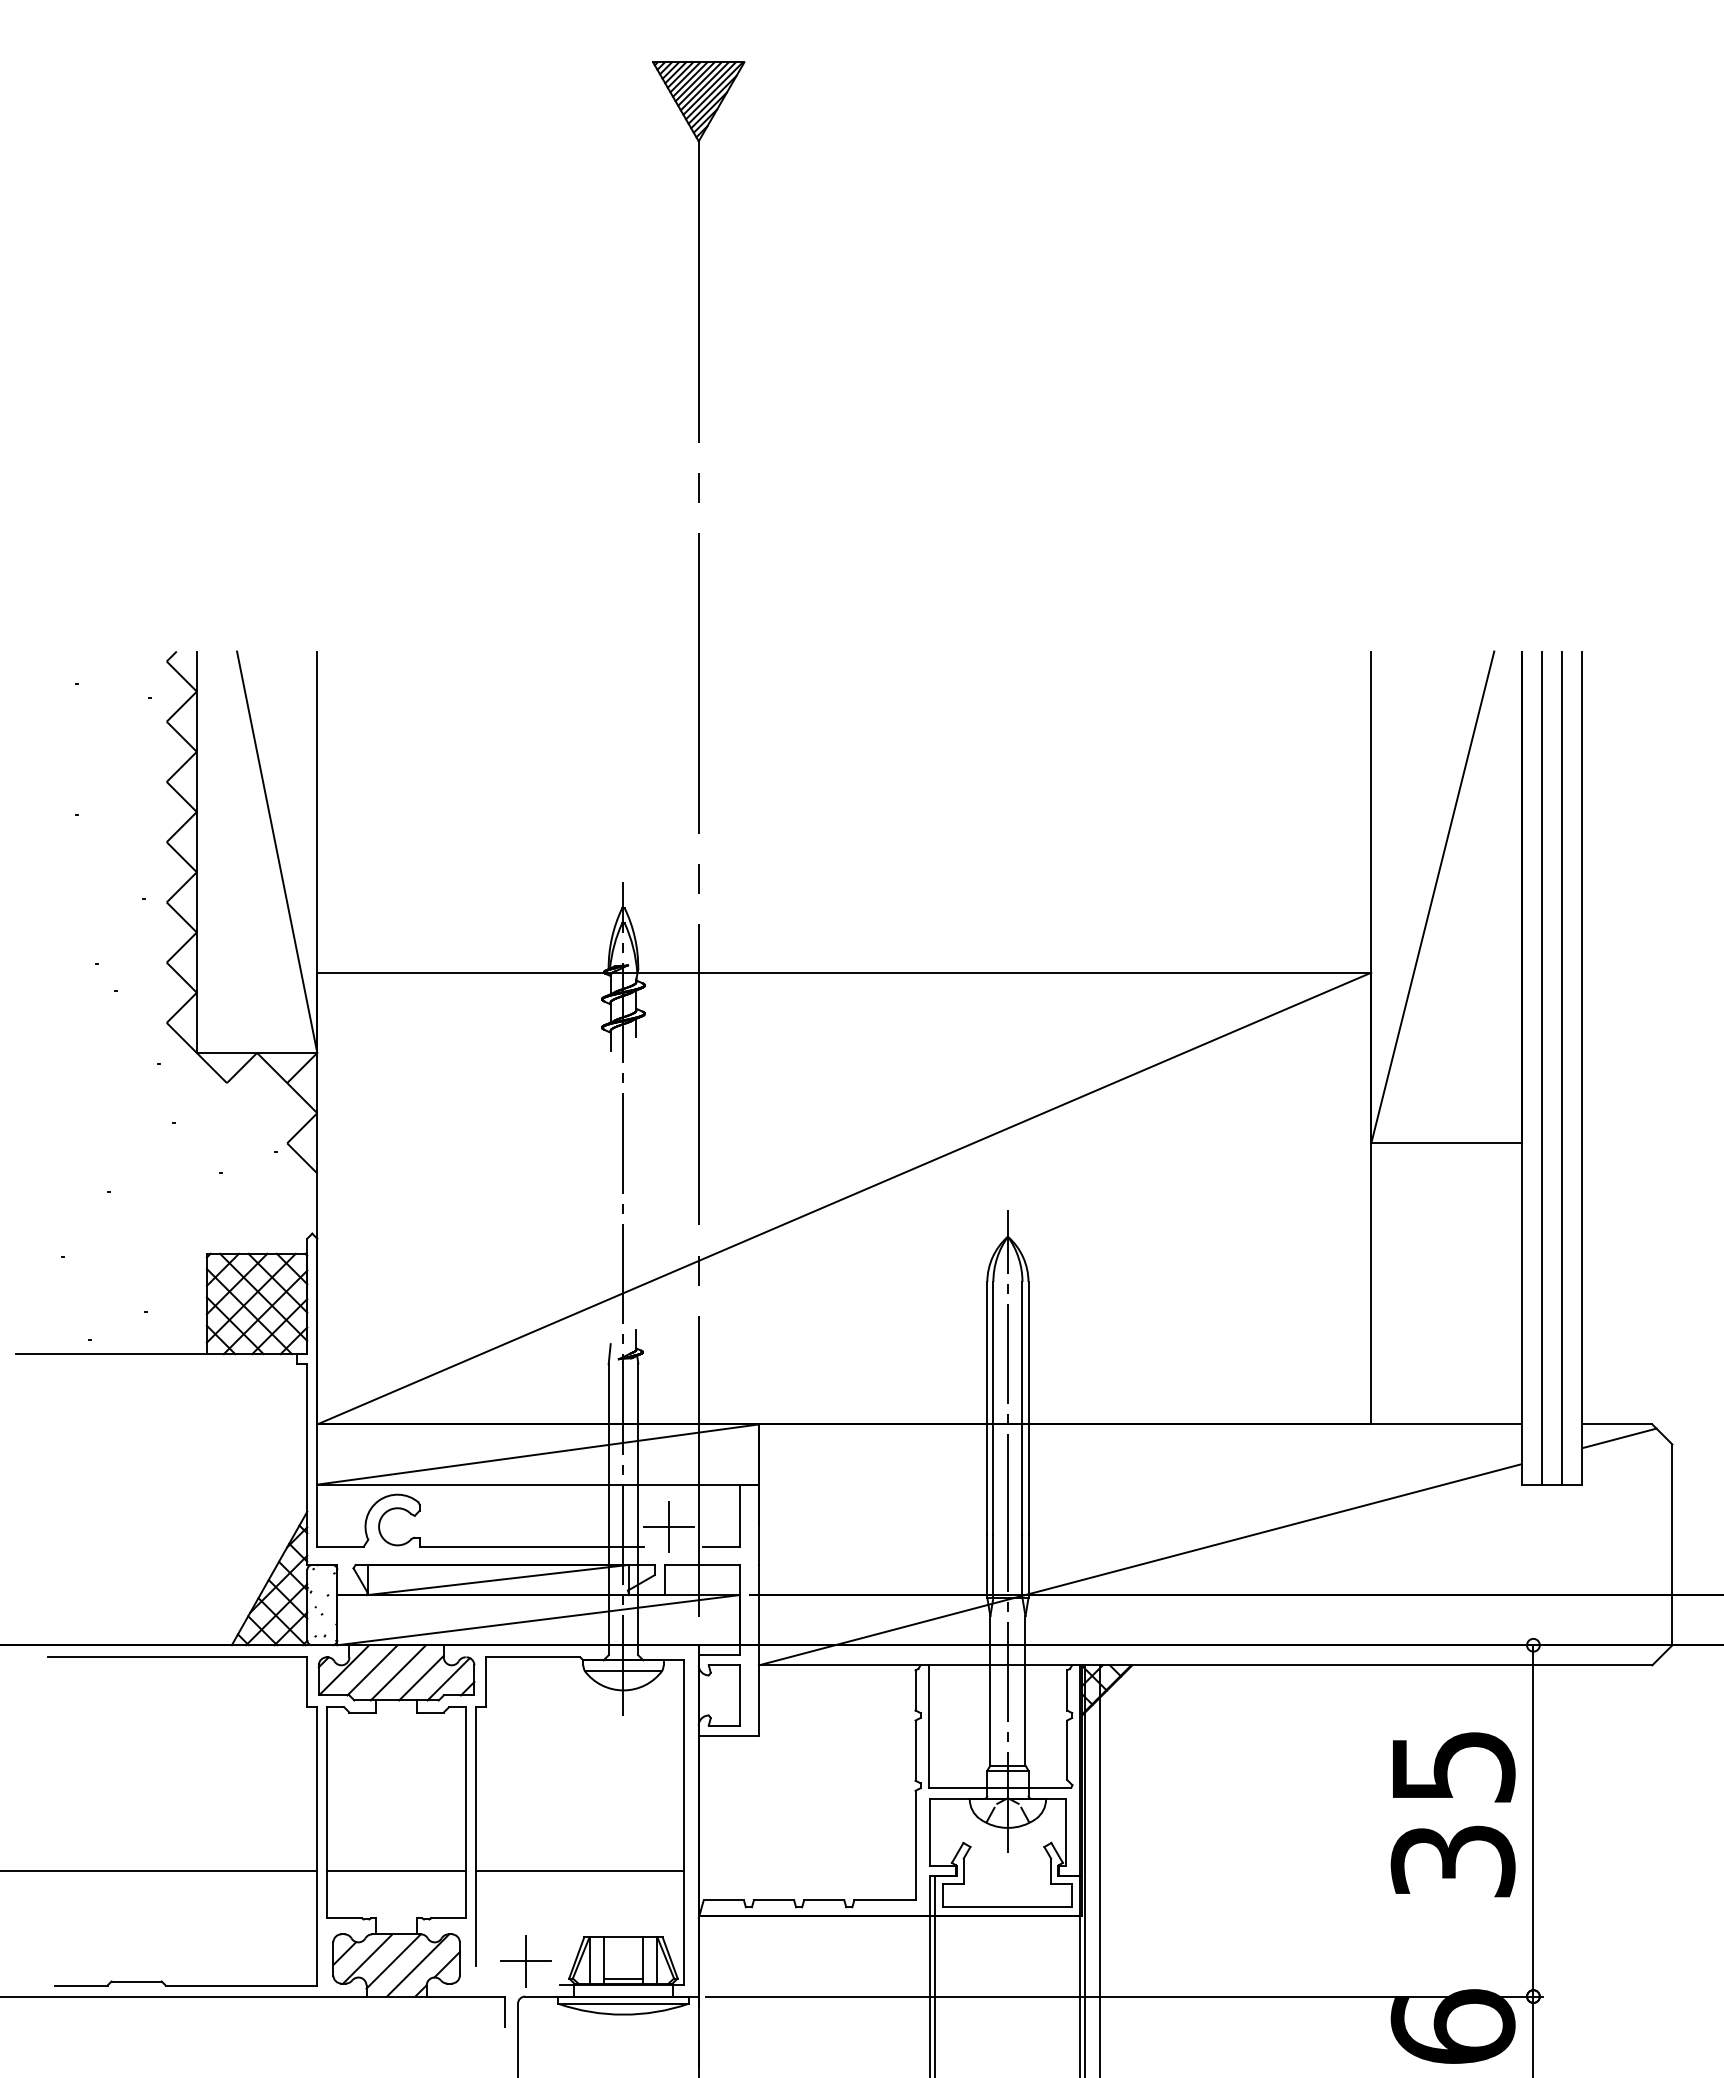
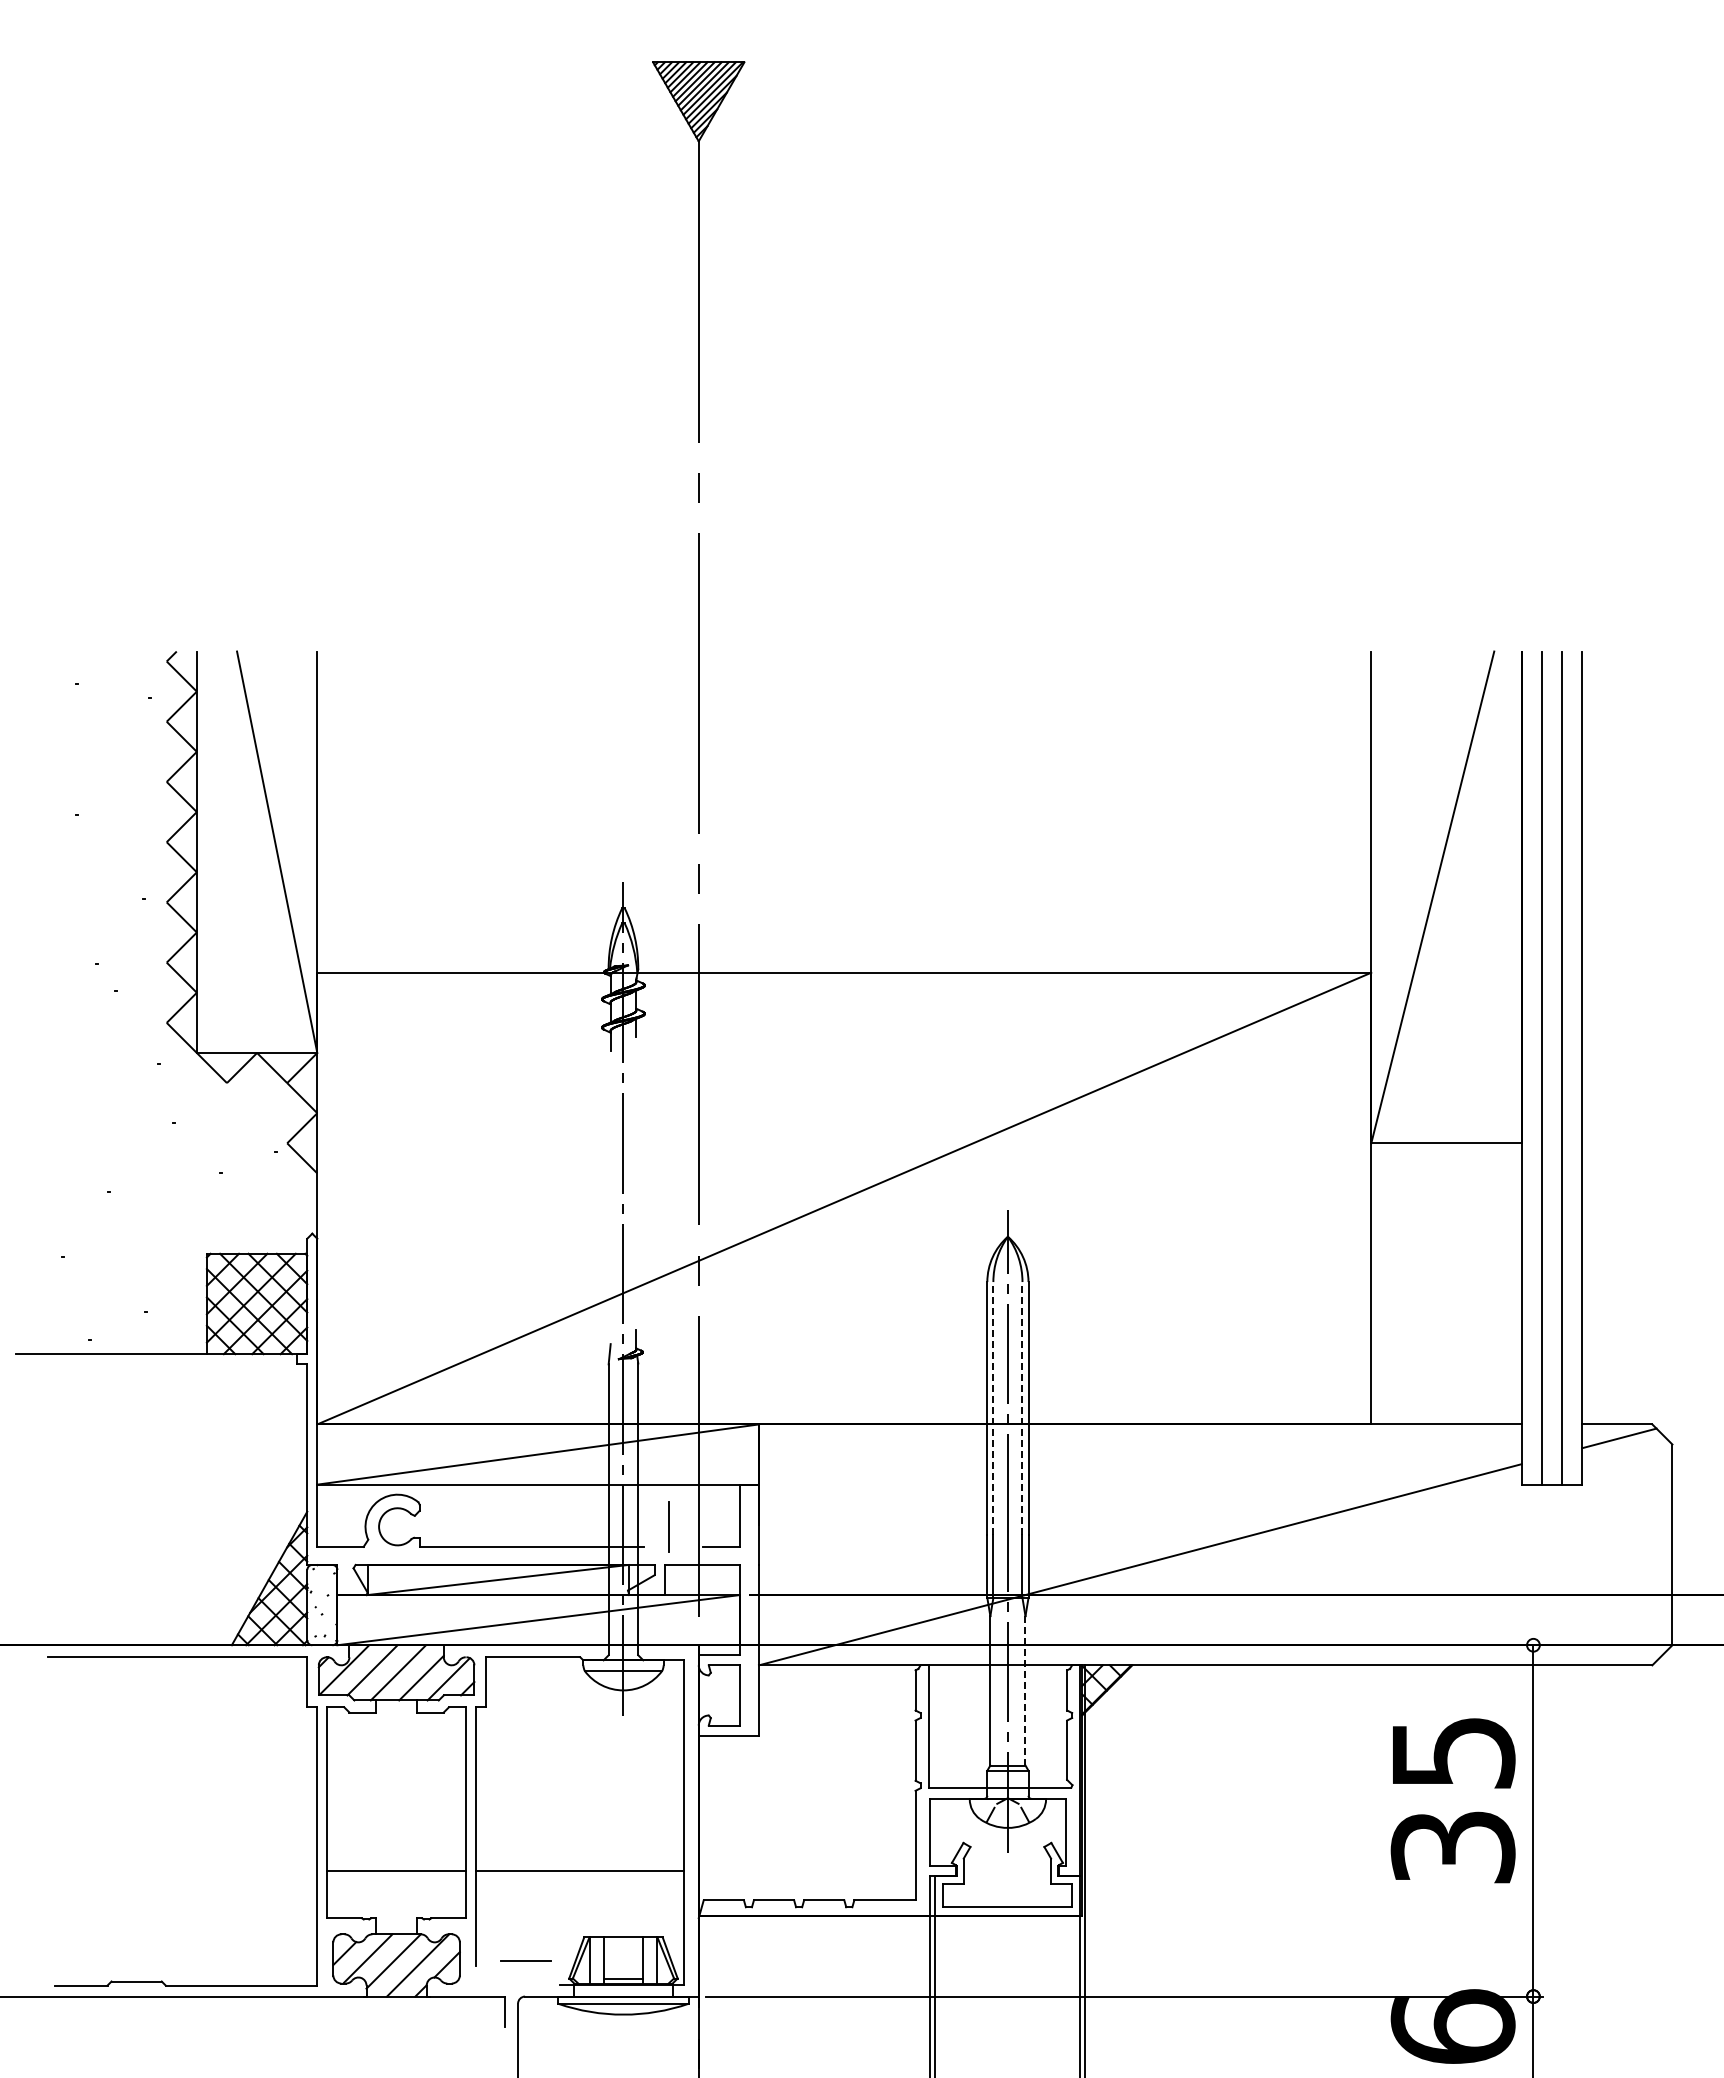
line: solid -> dashed (993, 1407)
line: solid -> dashed (1022, 1407)
line: present -> none (668, 1526)
line: solid -> dashed (1025, 1690)
text position: (1452, 1814) -> (1452, 1800) (1452, 1800)
line: present -> none (1100, 1869)
line: present -> none (159, 1871)
line: present -> none (526, 1961)
